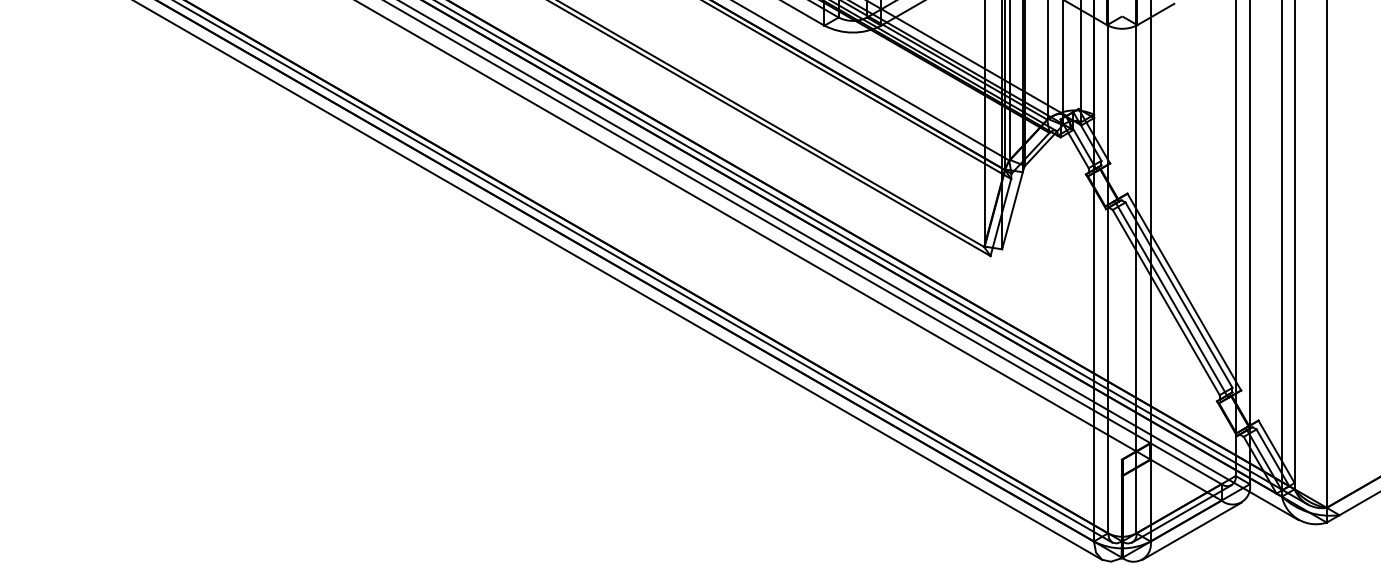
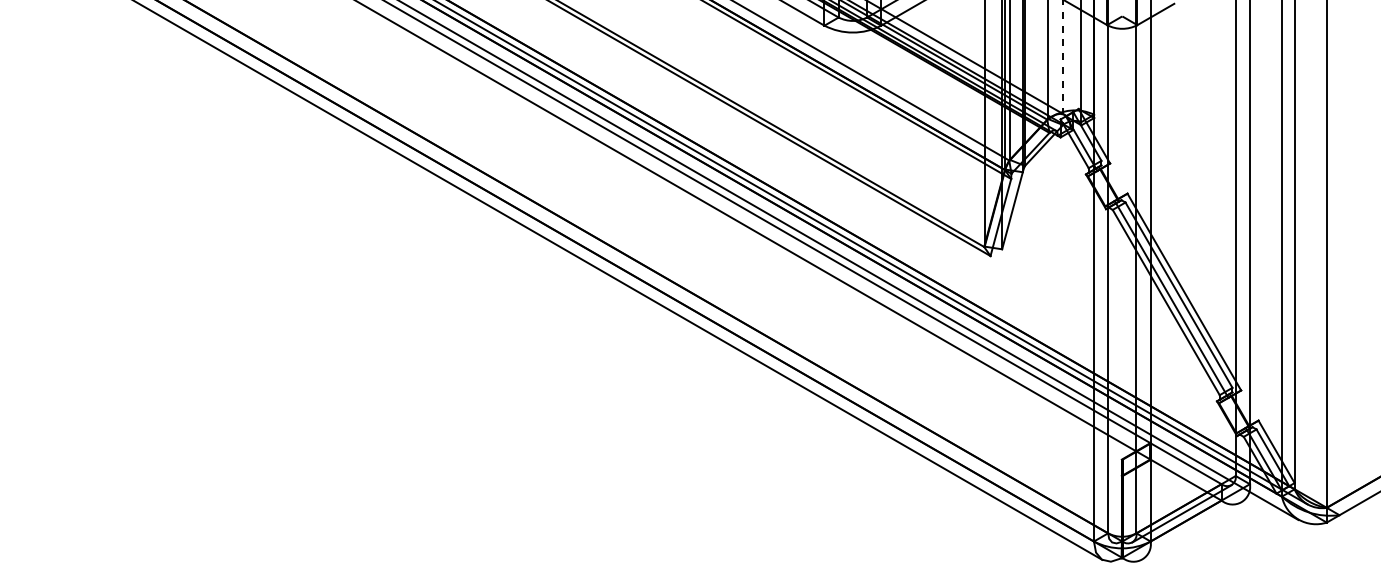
line: solid -> dashed (1063, 63)
line: present -> none (643, 272)
line: present -> none (1191, 530)
